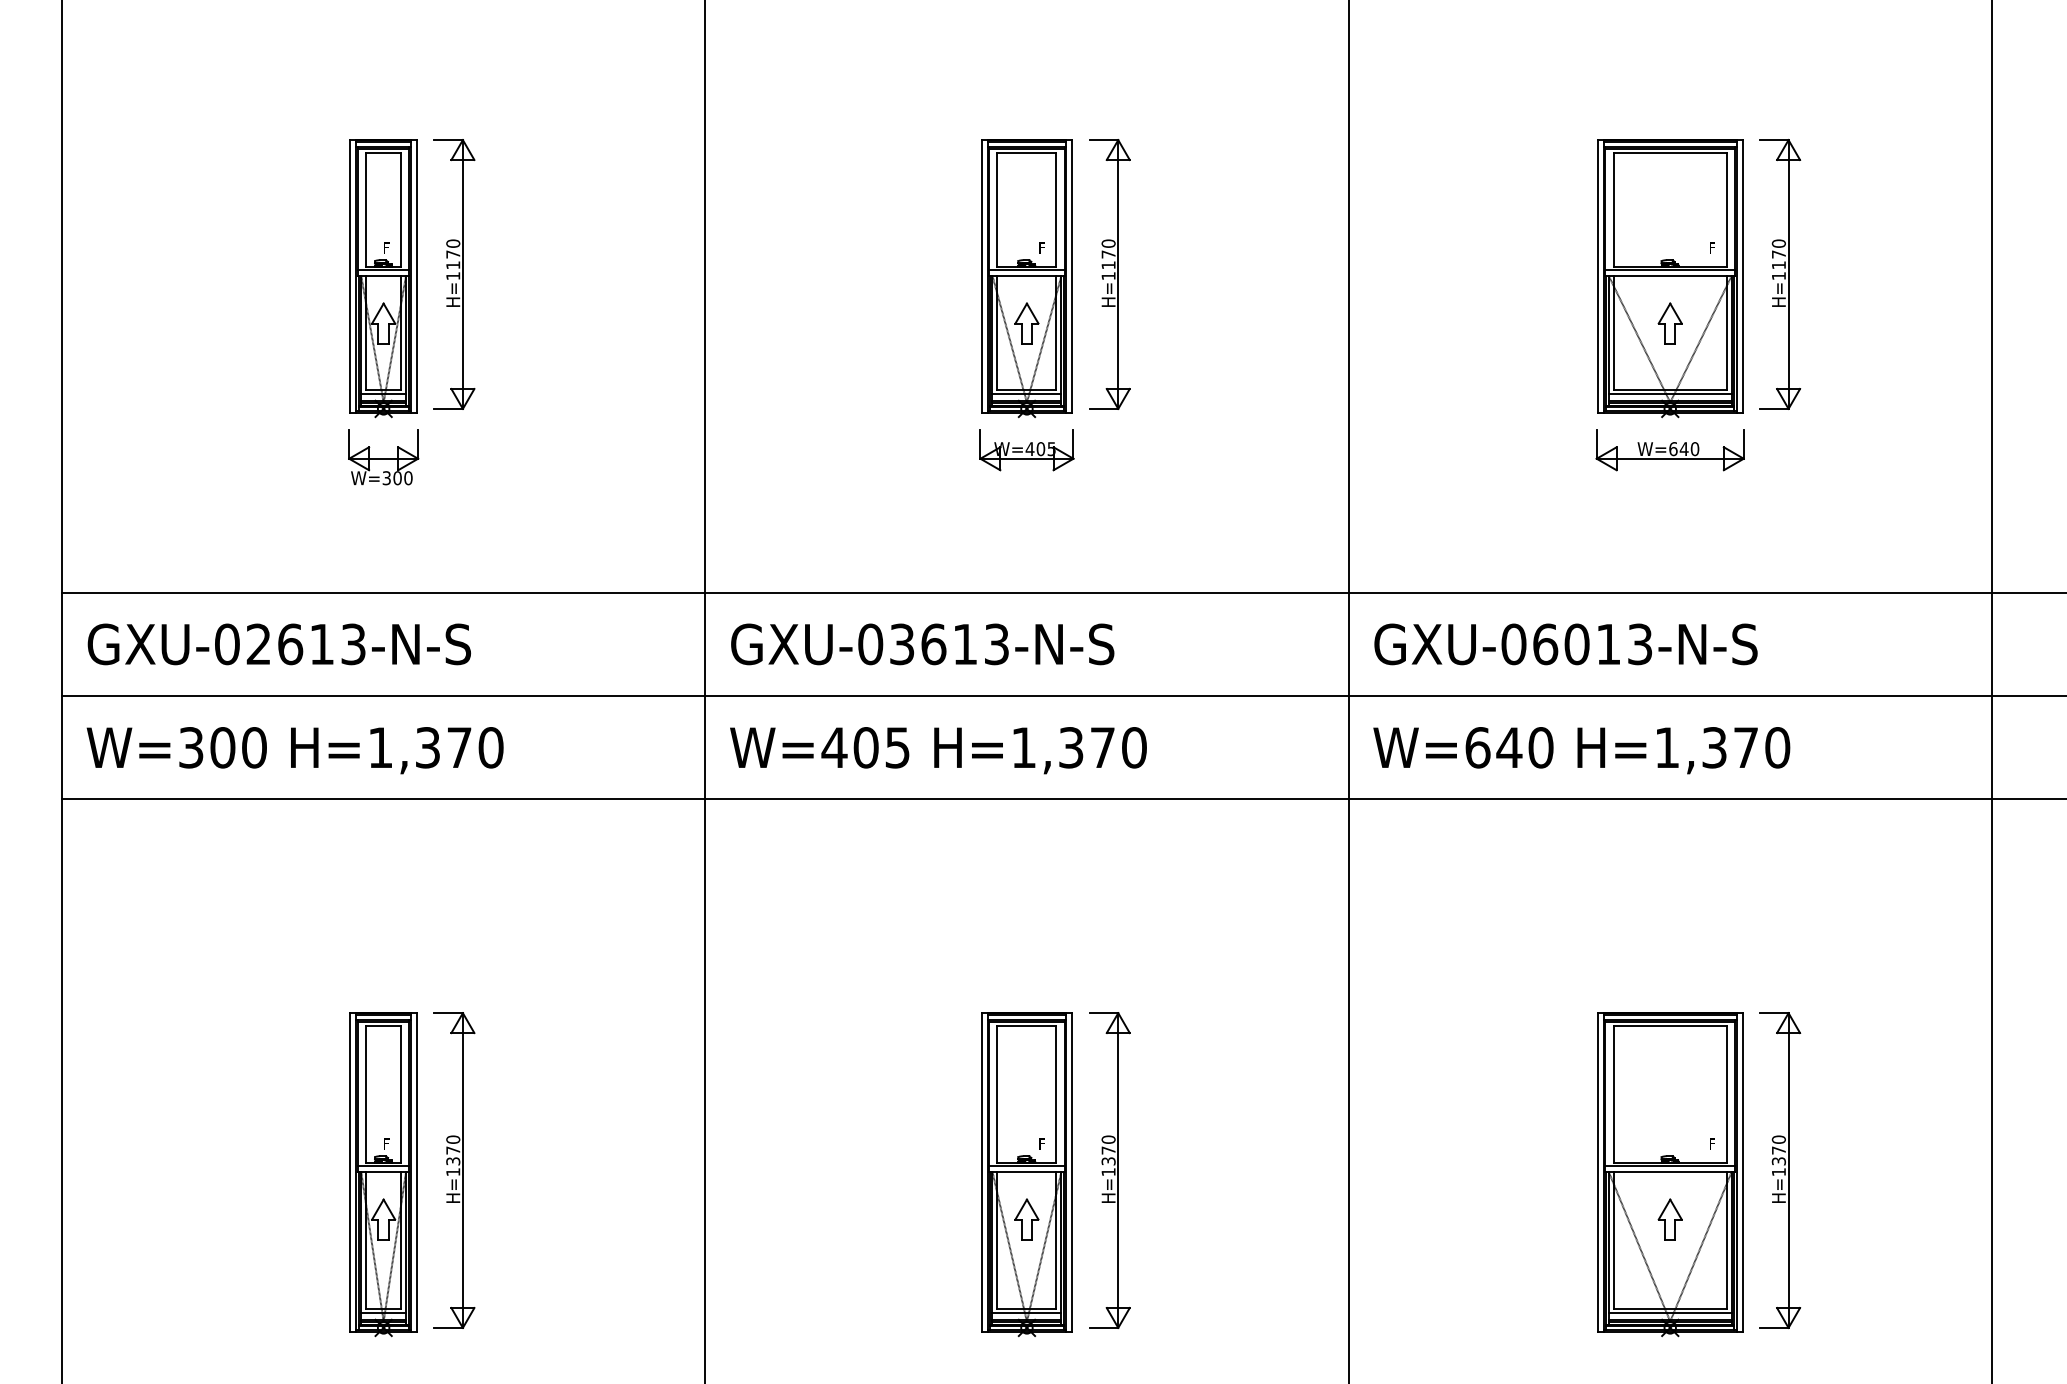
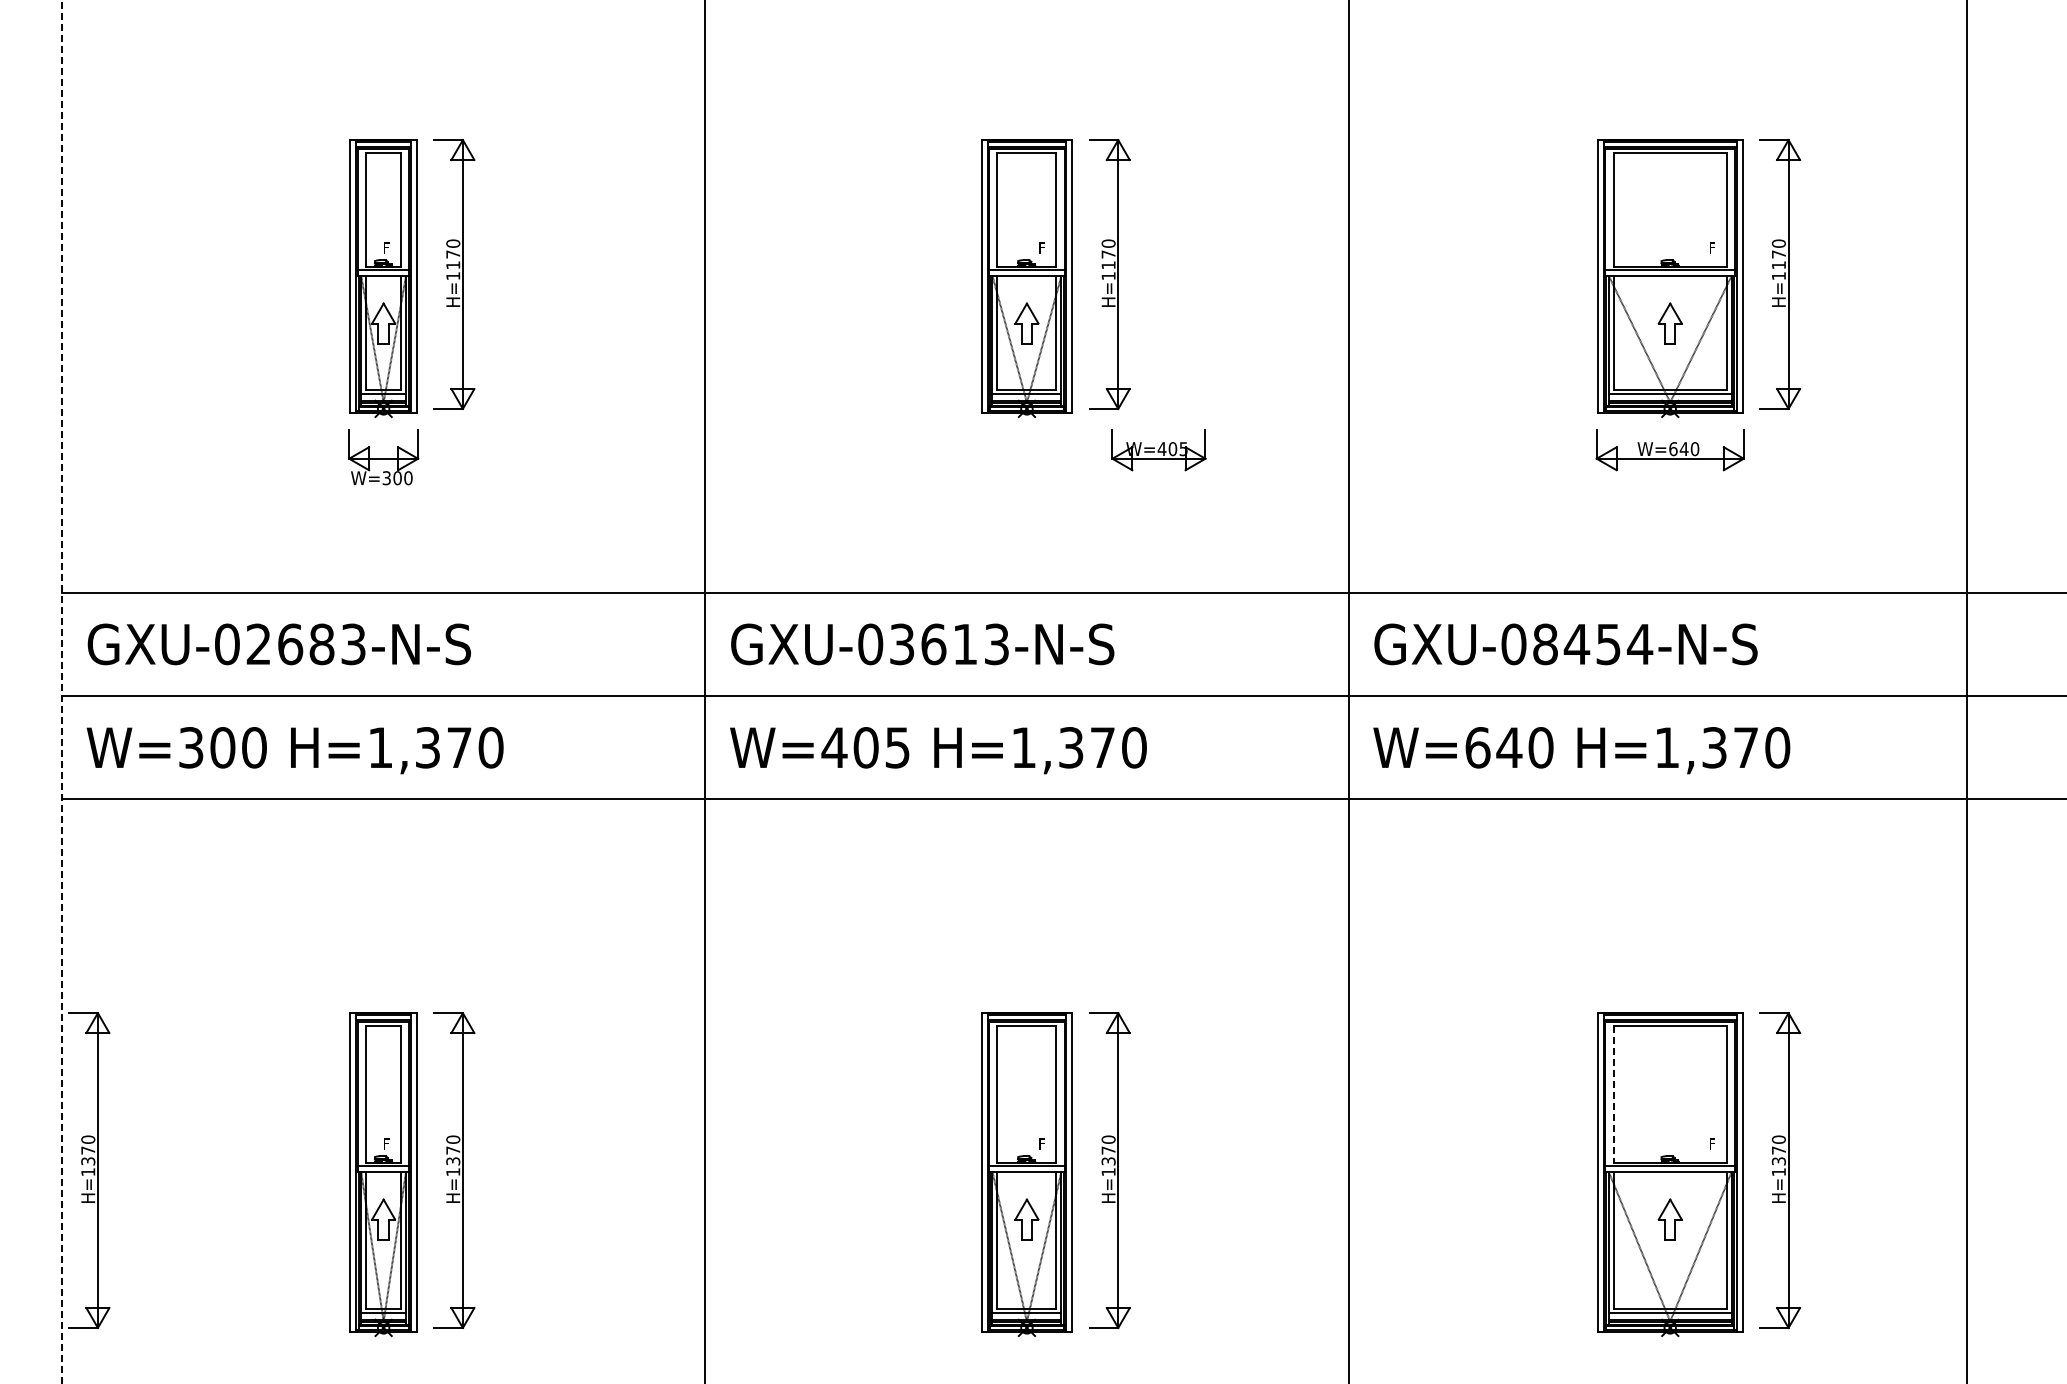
part position: (1026, 450) -> (1158, 450) (1158, 450)
text: GXU-02613-N-S -> GXU-02683-N-S (321, 644)
text: GXU-06013-N-S -> GXU-08454-N-S (1593, 644)
line position: (1991, 691) -> (1966, 691) (1966, 691)
line: solid -> dashed (62, 692)
line: solid -> dashed (1613, 1094)
part: none -> present (89, 1170)
